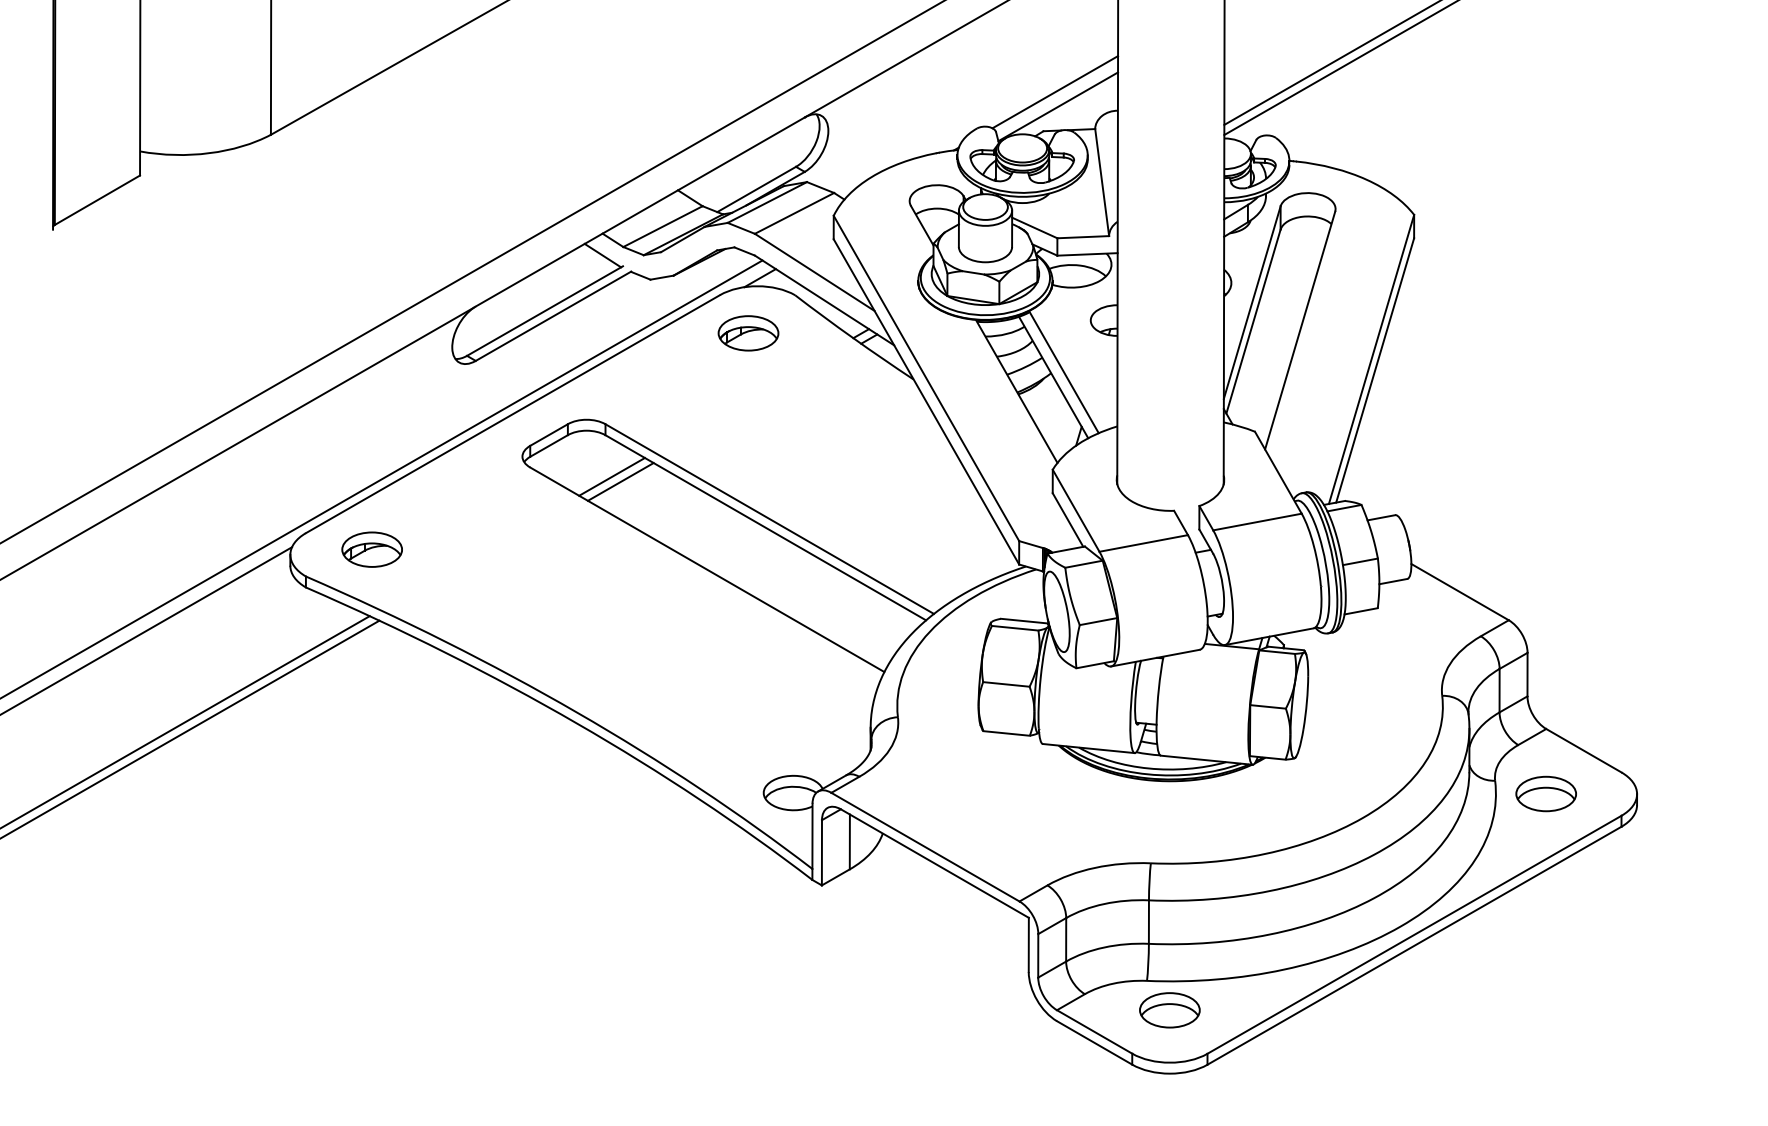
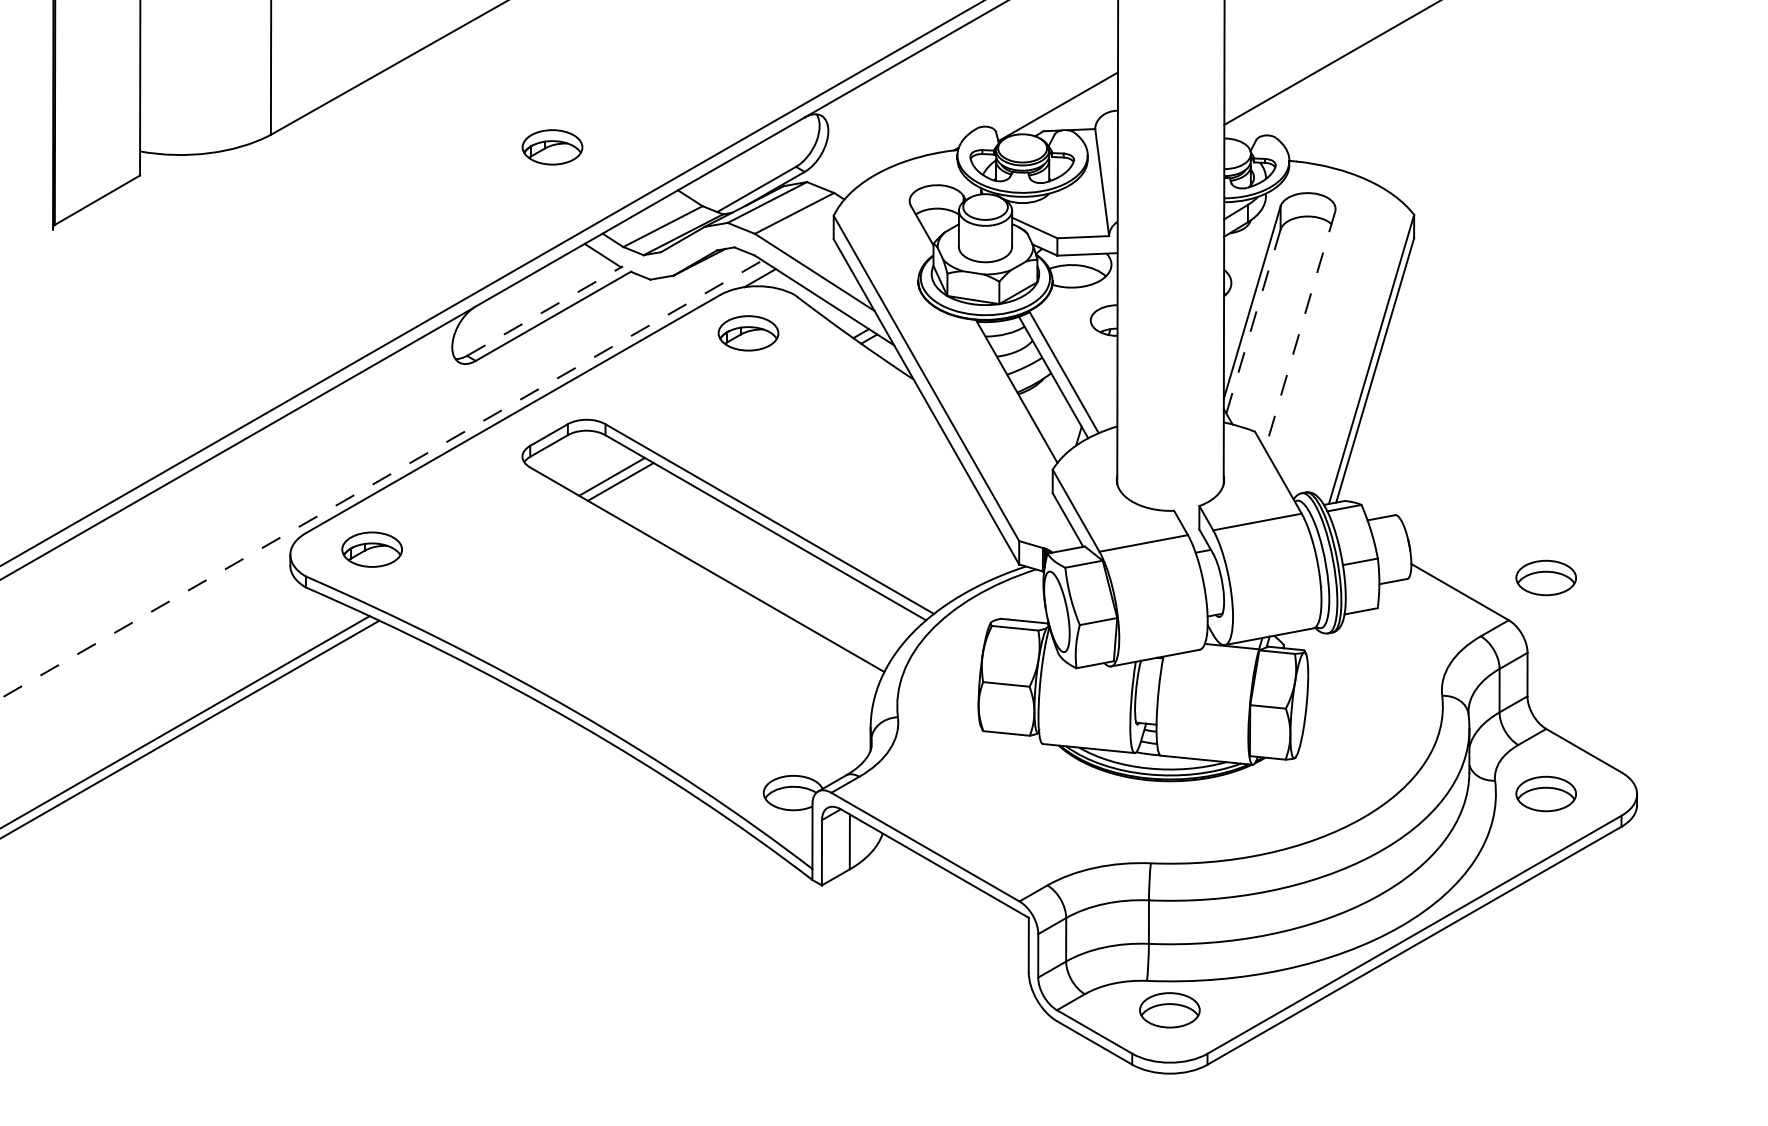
line: present -> none (1339, 68)
line: present -> none (1055, 92)
part: none -> present (552, 147)
line position: (471, 272) -> (491, 283) (491, 283)
line: solid -> dashed (545, 311)
line: solid -> dashed (1253, 321)
line: solid -> dashed (1300, 330)
line: solid -> dashed (382, 479)
part: none -> present (1545, 577)
line: present -> none (147, 630)
